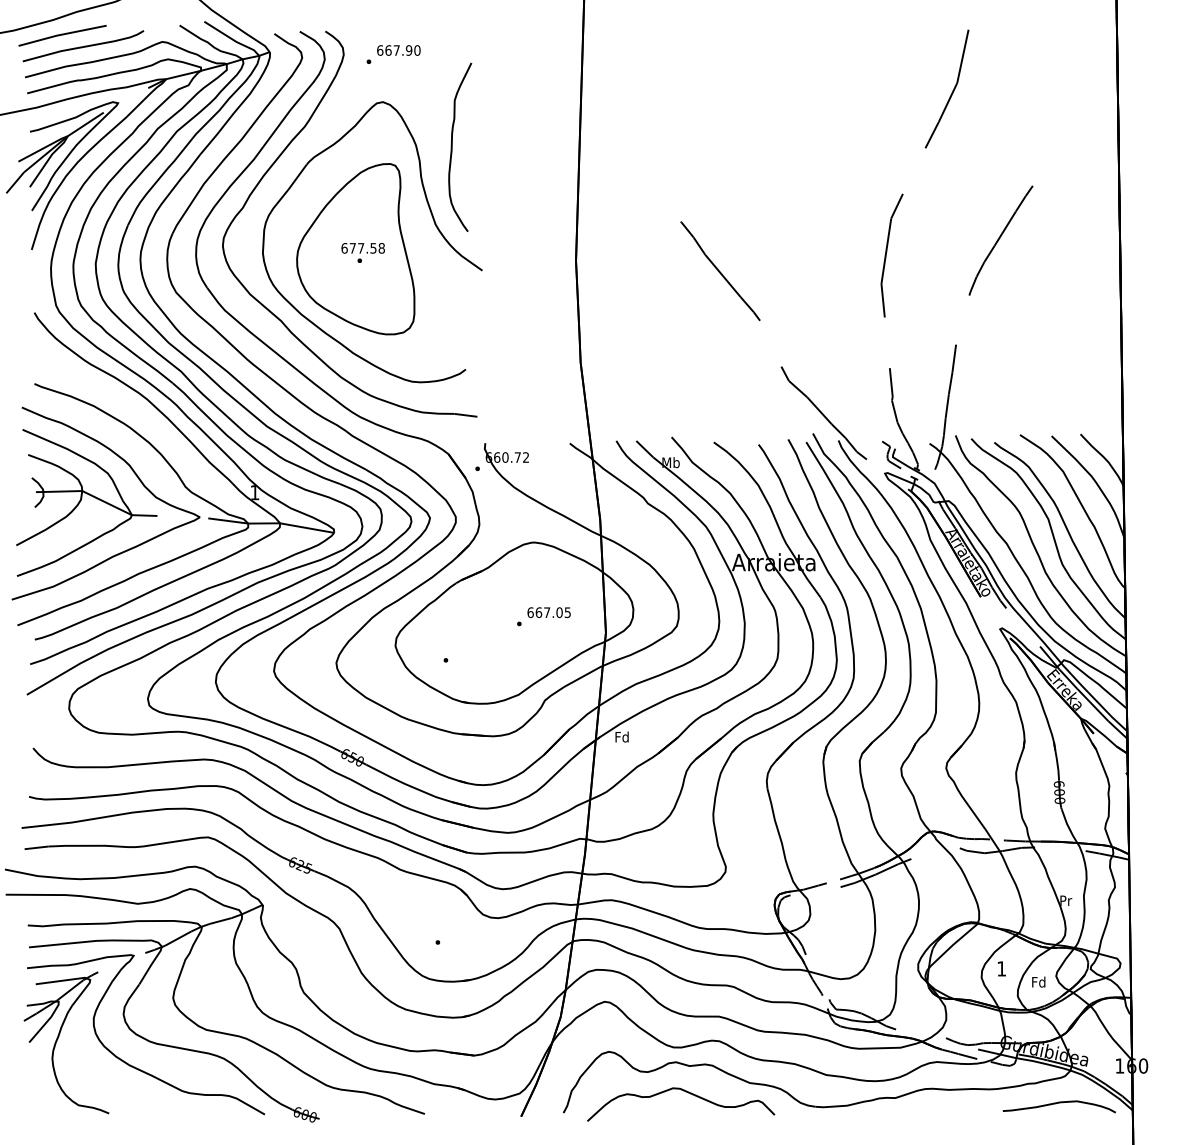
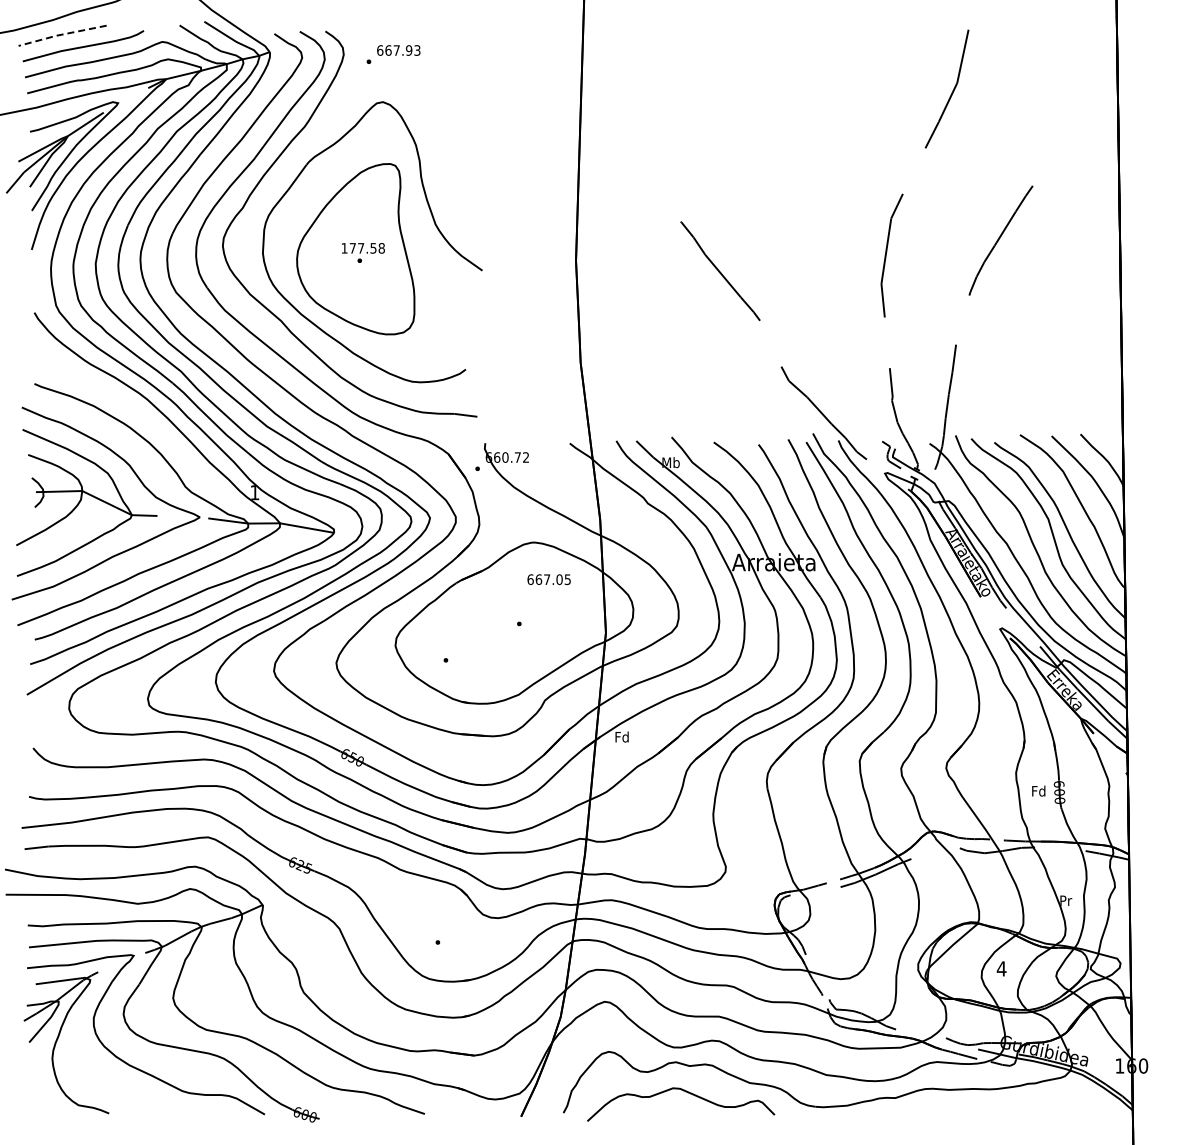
line: solid -> dashed (61, 34)
text: 667.90 -> 667.93 (417, 50)
curve: present -> none (452, 146)
text: 677.58 -> 177.58 (344, 248)
text position: (548, 612) -> (548, 579) (548, 579)
text: 1 -> 4 (1001, 968)
text position: (1038, 981) -> (1038, 790) (1038, 790)
curve: present -> none (1058, 1103)
